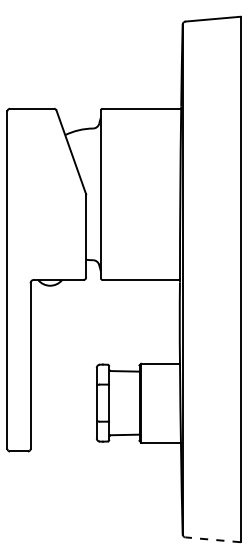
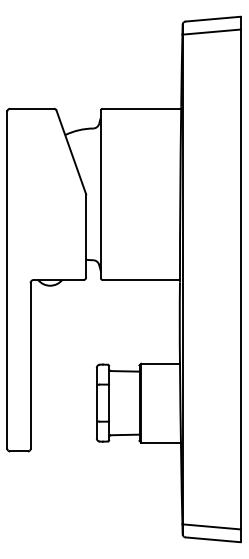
line: none -> present (211, 31)
line: none -> present (211, 526)
line: dashed -> solid (213, 539)
